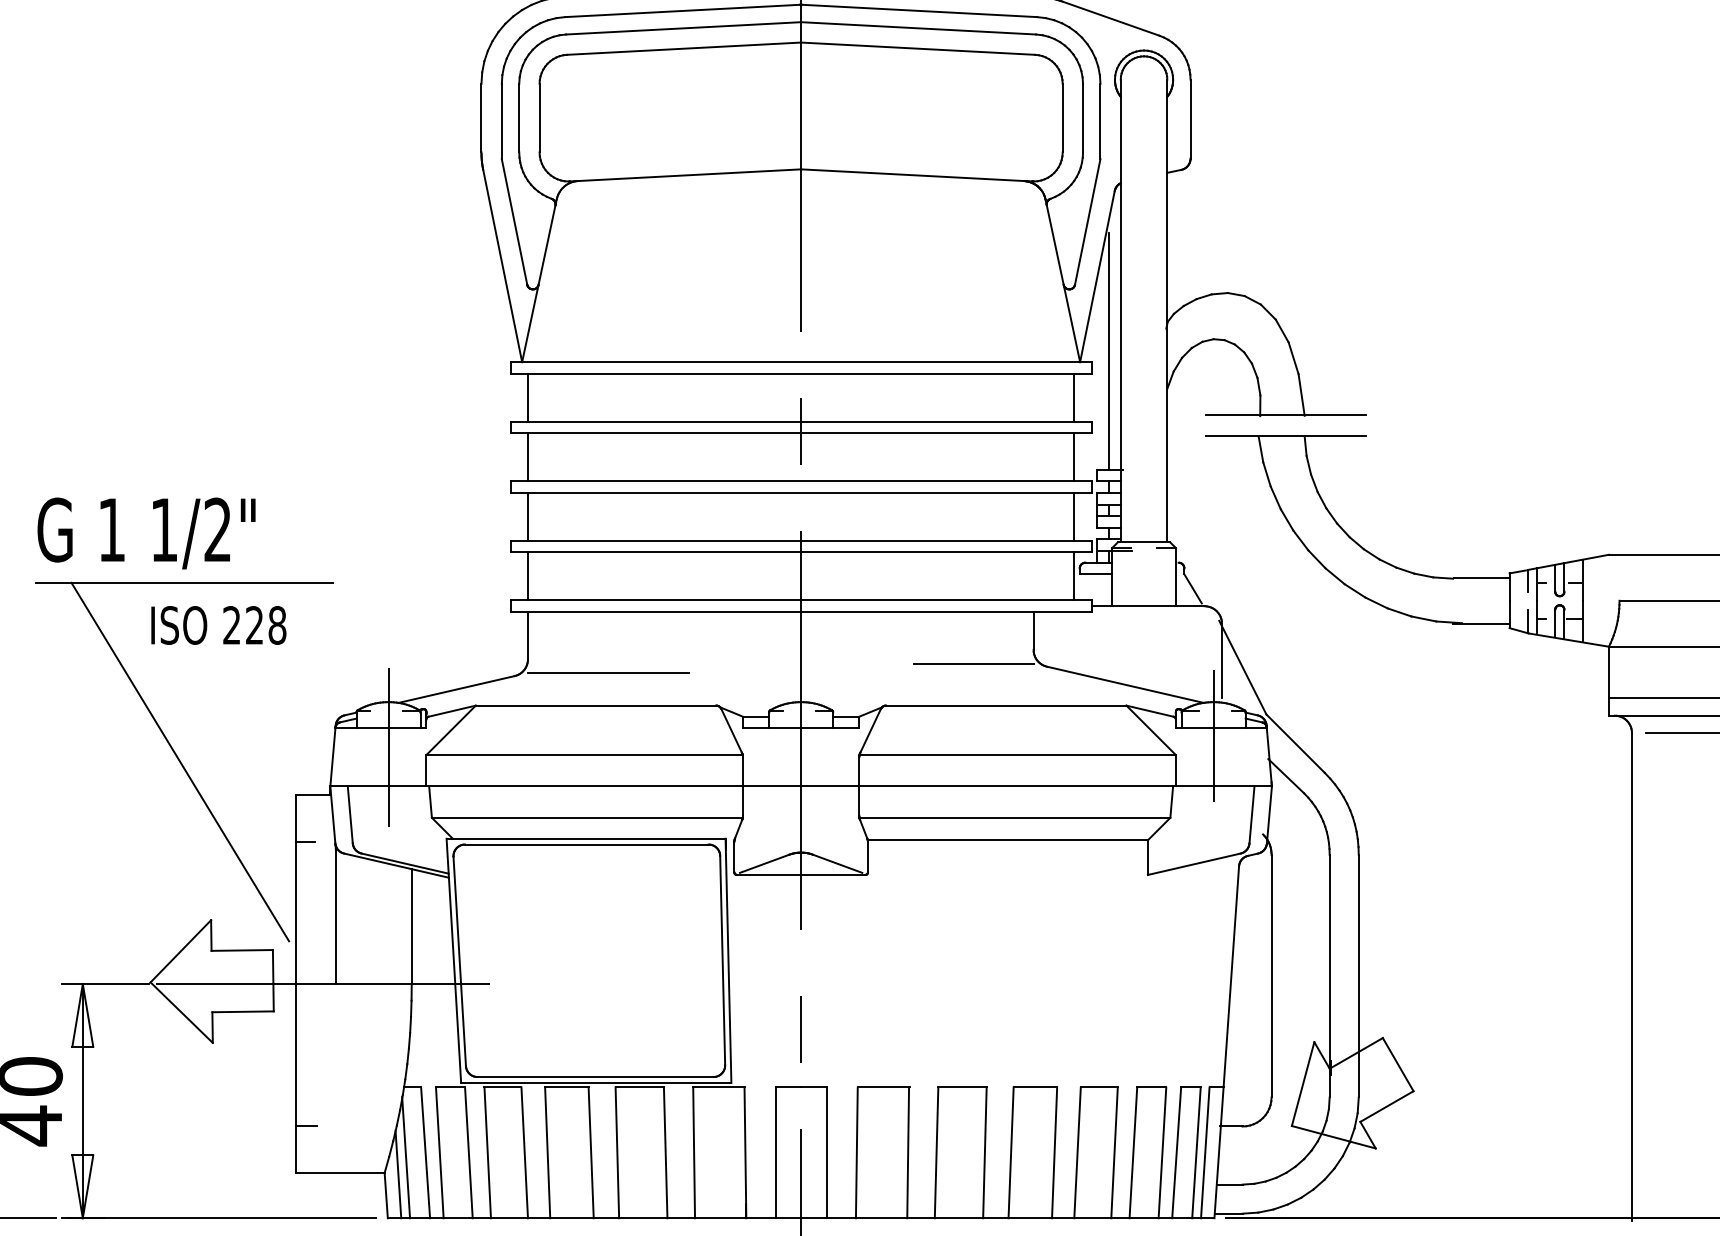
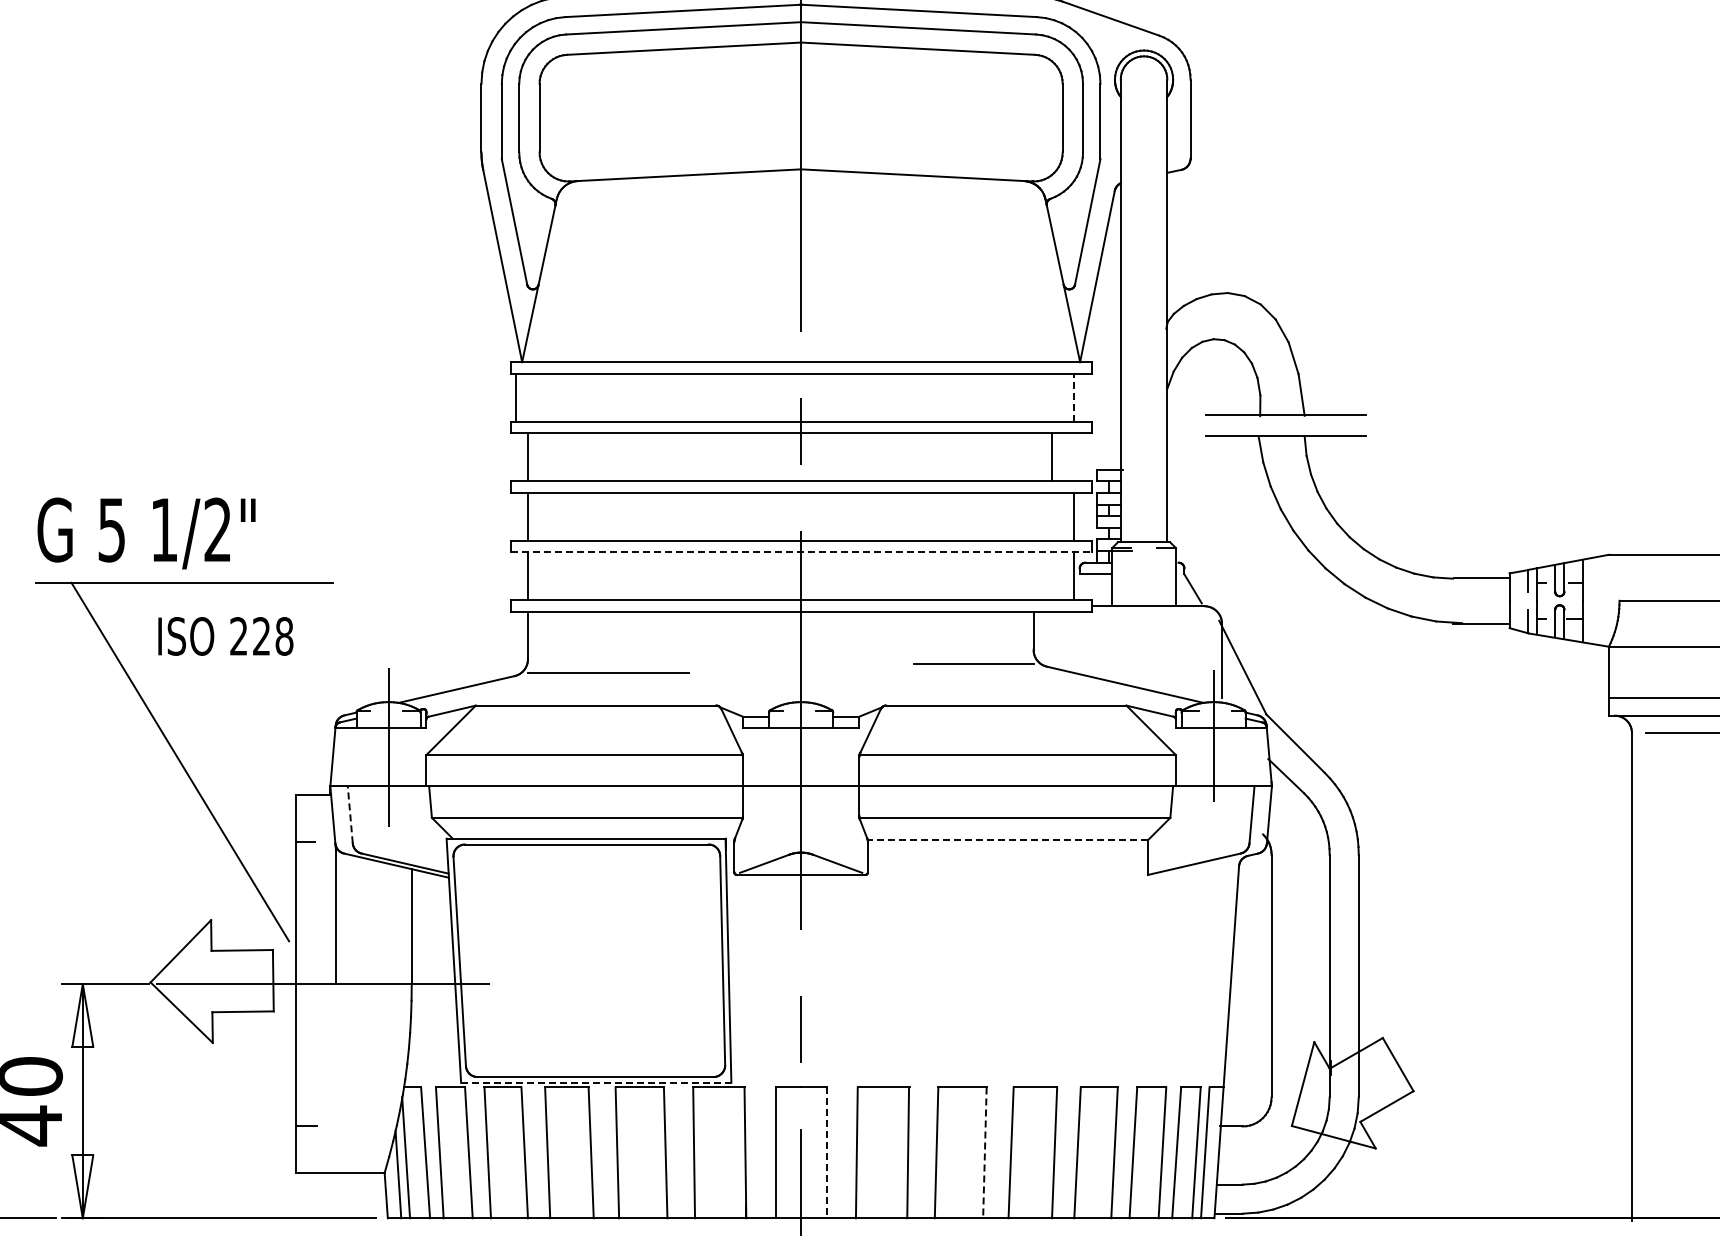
line: present -> none (1108, 350)
line position: (527, 397) -> (515, 397) (515, 397)
line: solid -> dashed (1074, 397)
line position: (1074, 457) -> (1052, 457) (1052, 457)
text: 1 -> 5 (111, 530)
line: solid -> dashed (801, 552)
text position: (218, 625) -> (225, 636) (225, 636)
line: solid -> dashed (350, 814)
line: solid -> dashed (1007, 840)
line: solid -> dashed (596, 1082)
line: solid -> dashed (826, 1153)
line: solid -> dashed (984, 1153)
